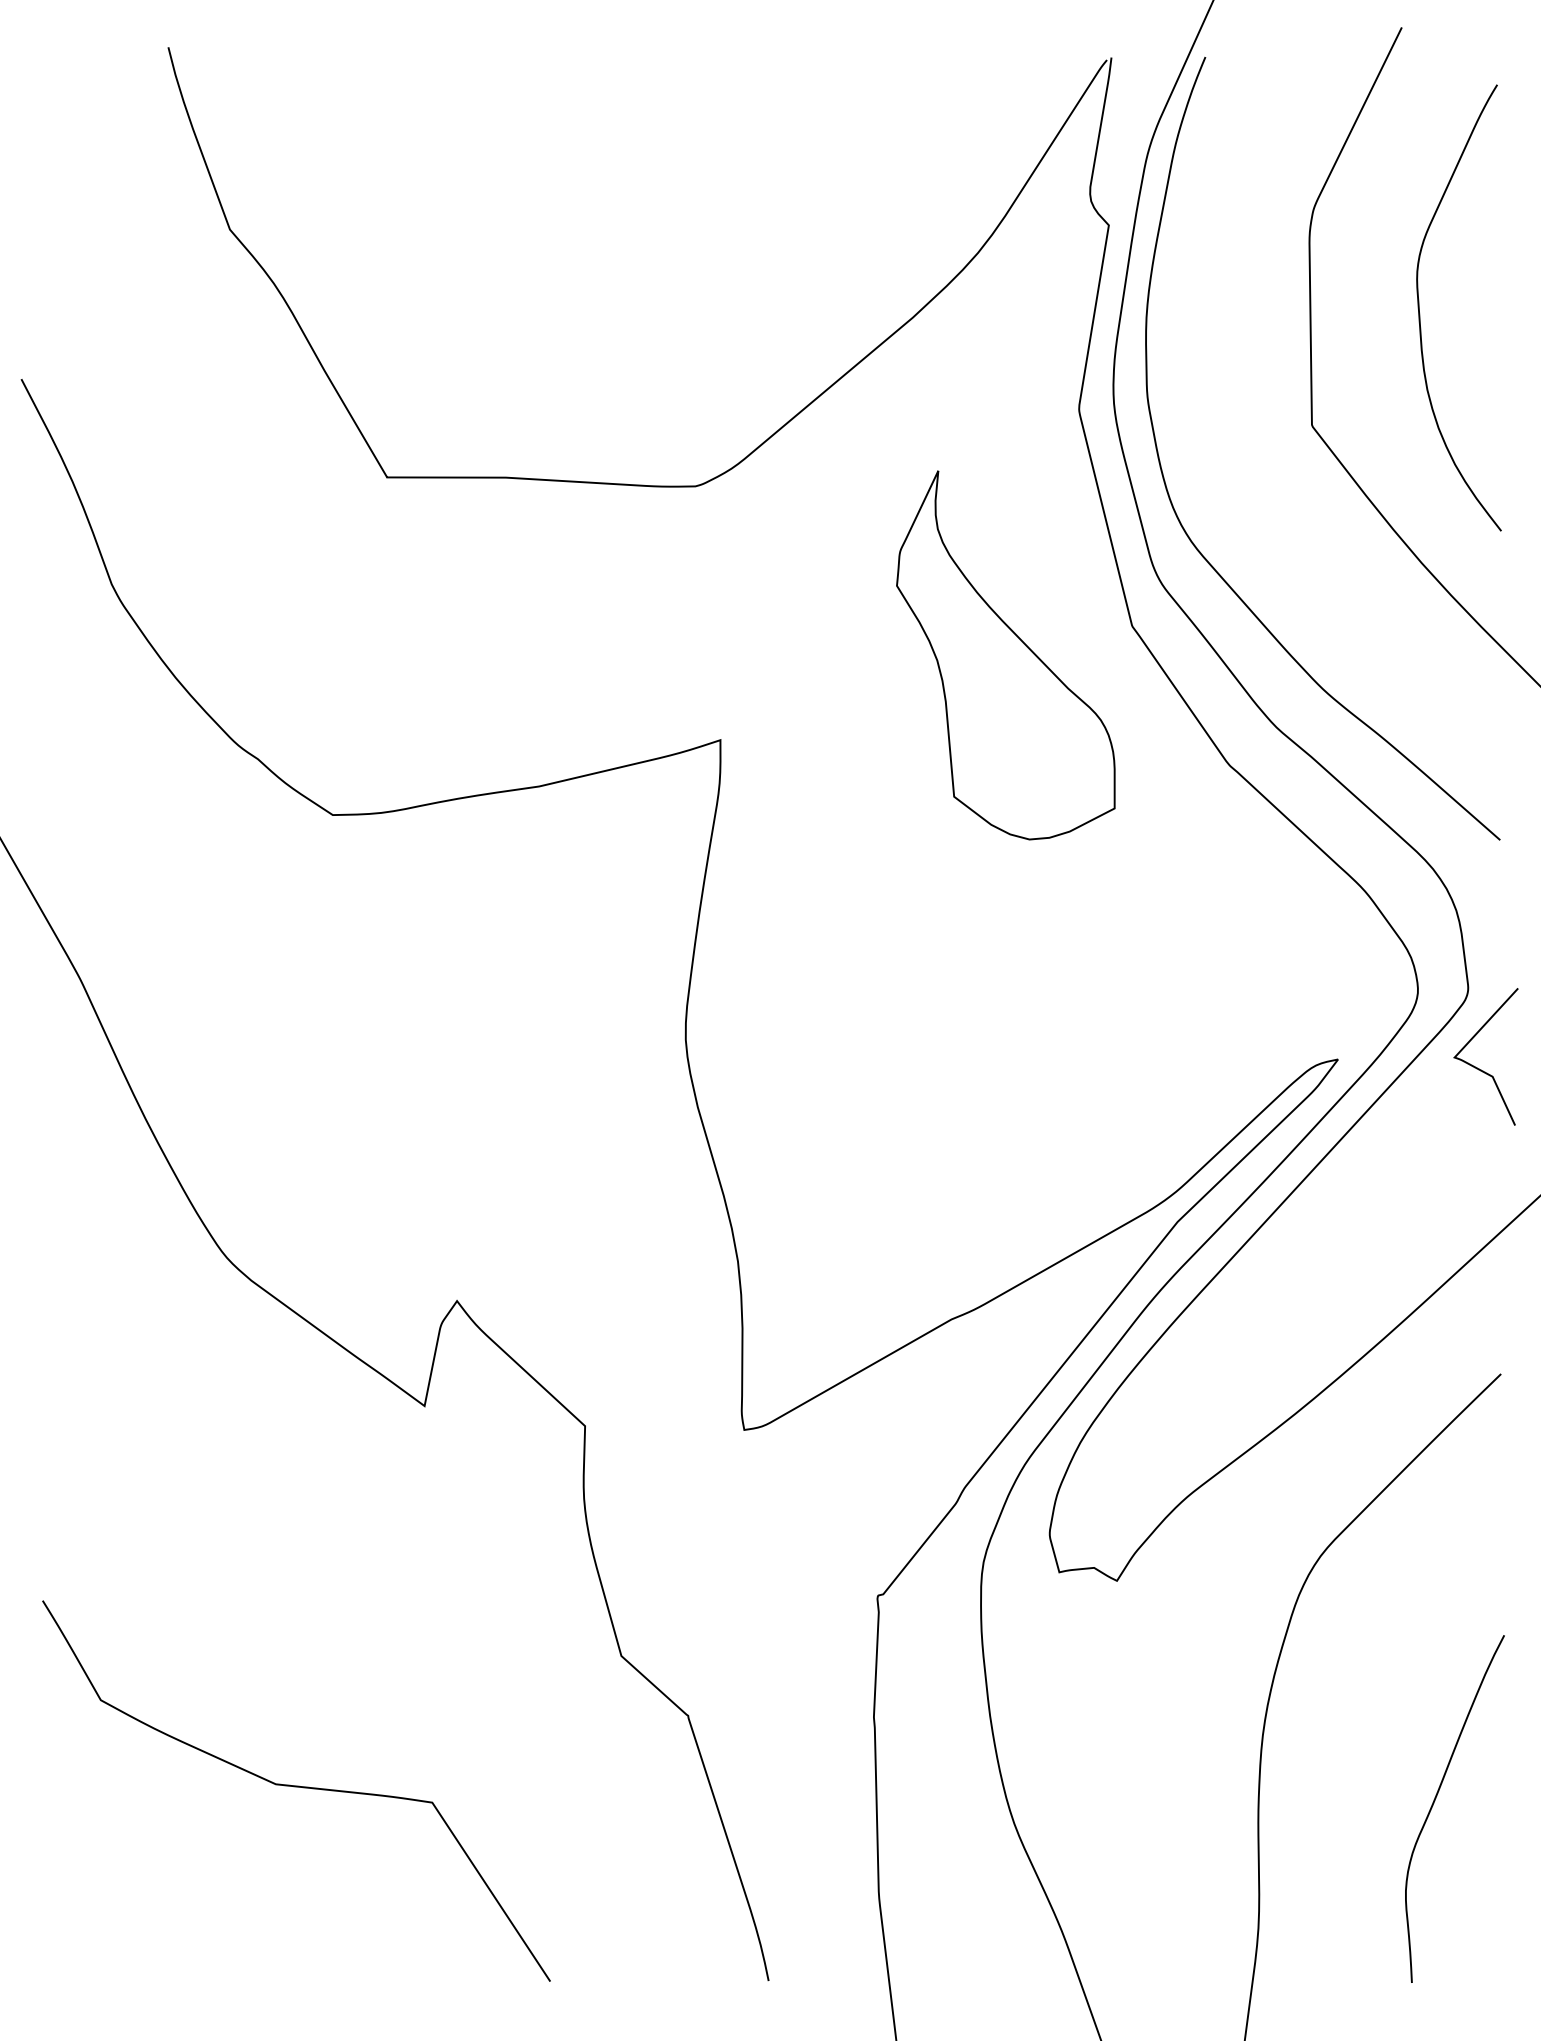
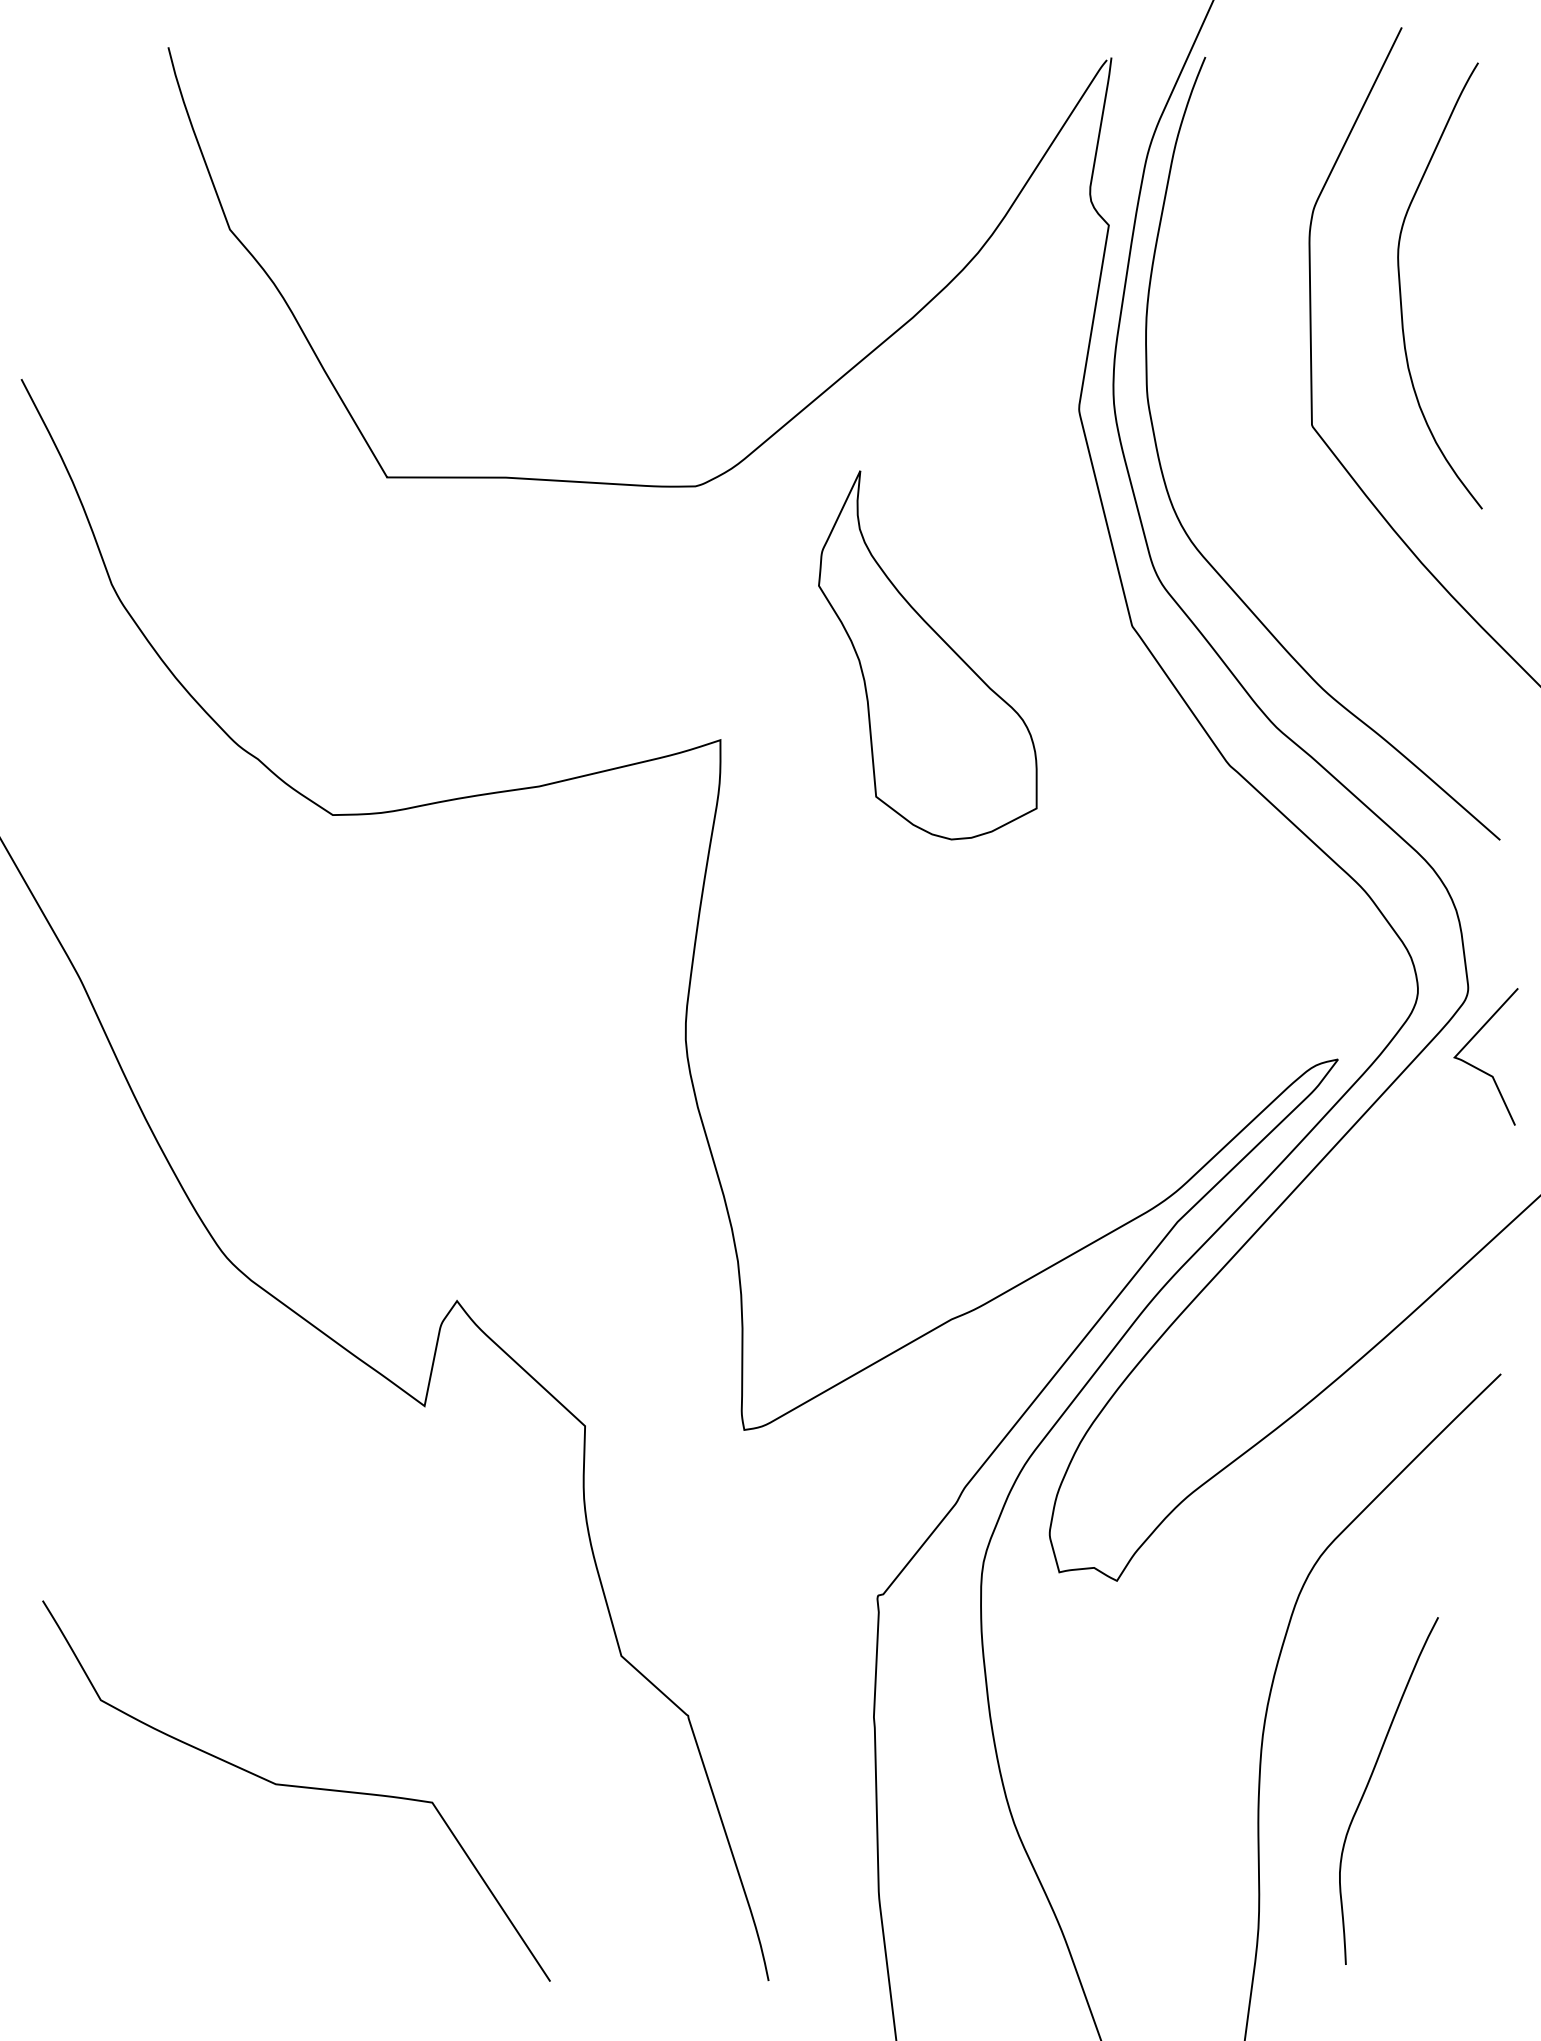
curve position: (1420, 313) -> (1401, 291) (1401, 291)
part position: (1005, 655) -> (927, 655) (927, 655)
curve position: (1436, 1798) -> (1370, 1780) (1370, 1780)
